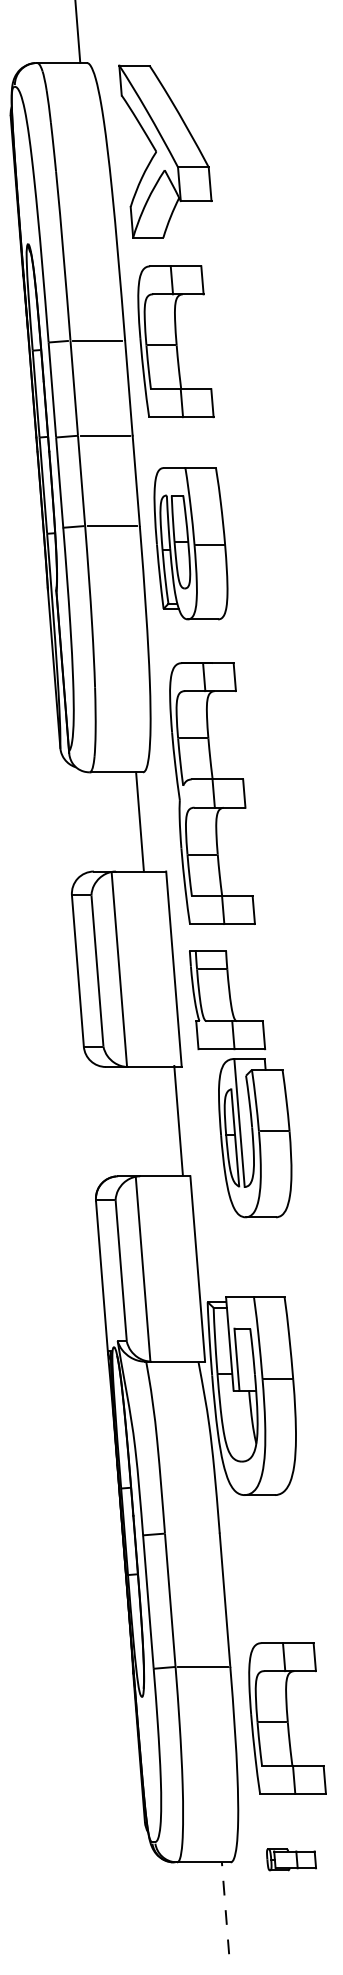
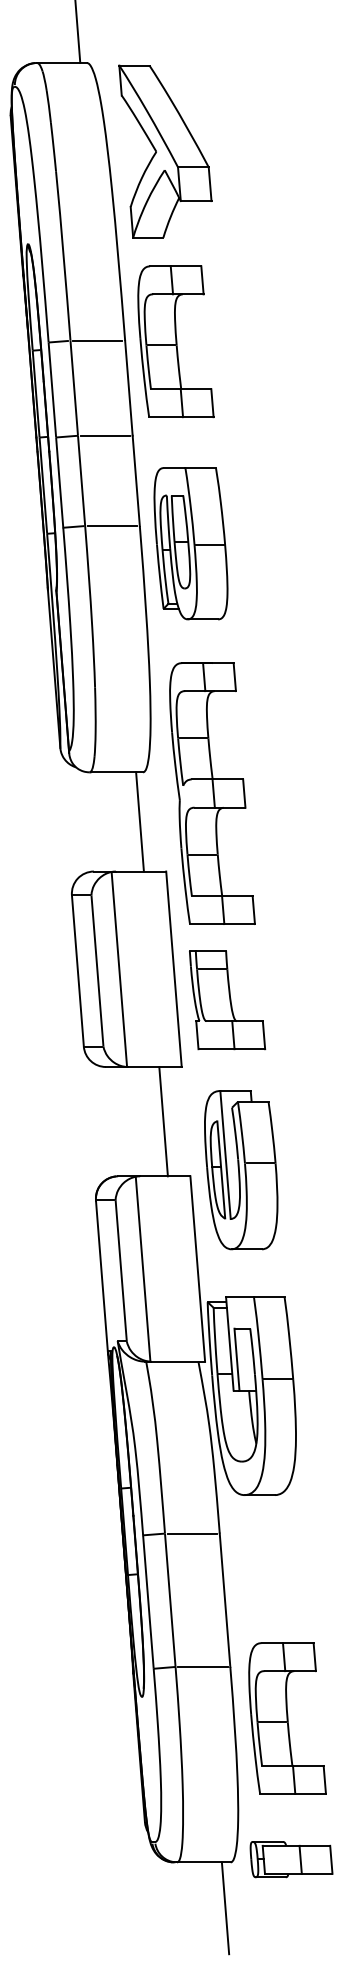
line position: (178, 1120) -> (163, 1121) (163, 1121)
part position: (255, 1138) -> (241, 1170) (241, 1170)
line: none -> present (192, 1533)
part size: 51x24 px -> 85x38 px (291, 1859)
line: dashed -> solid (225, 1907)
